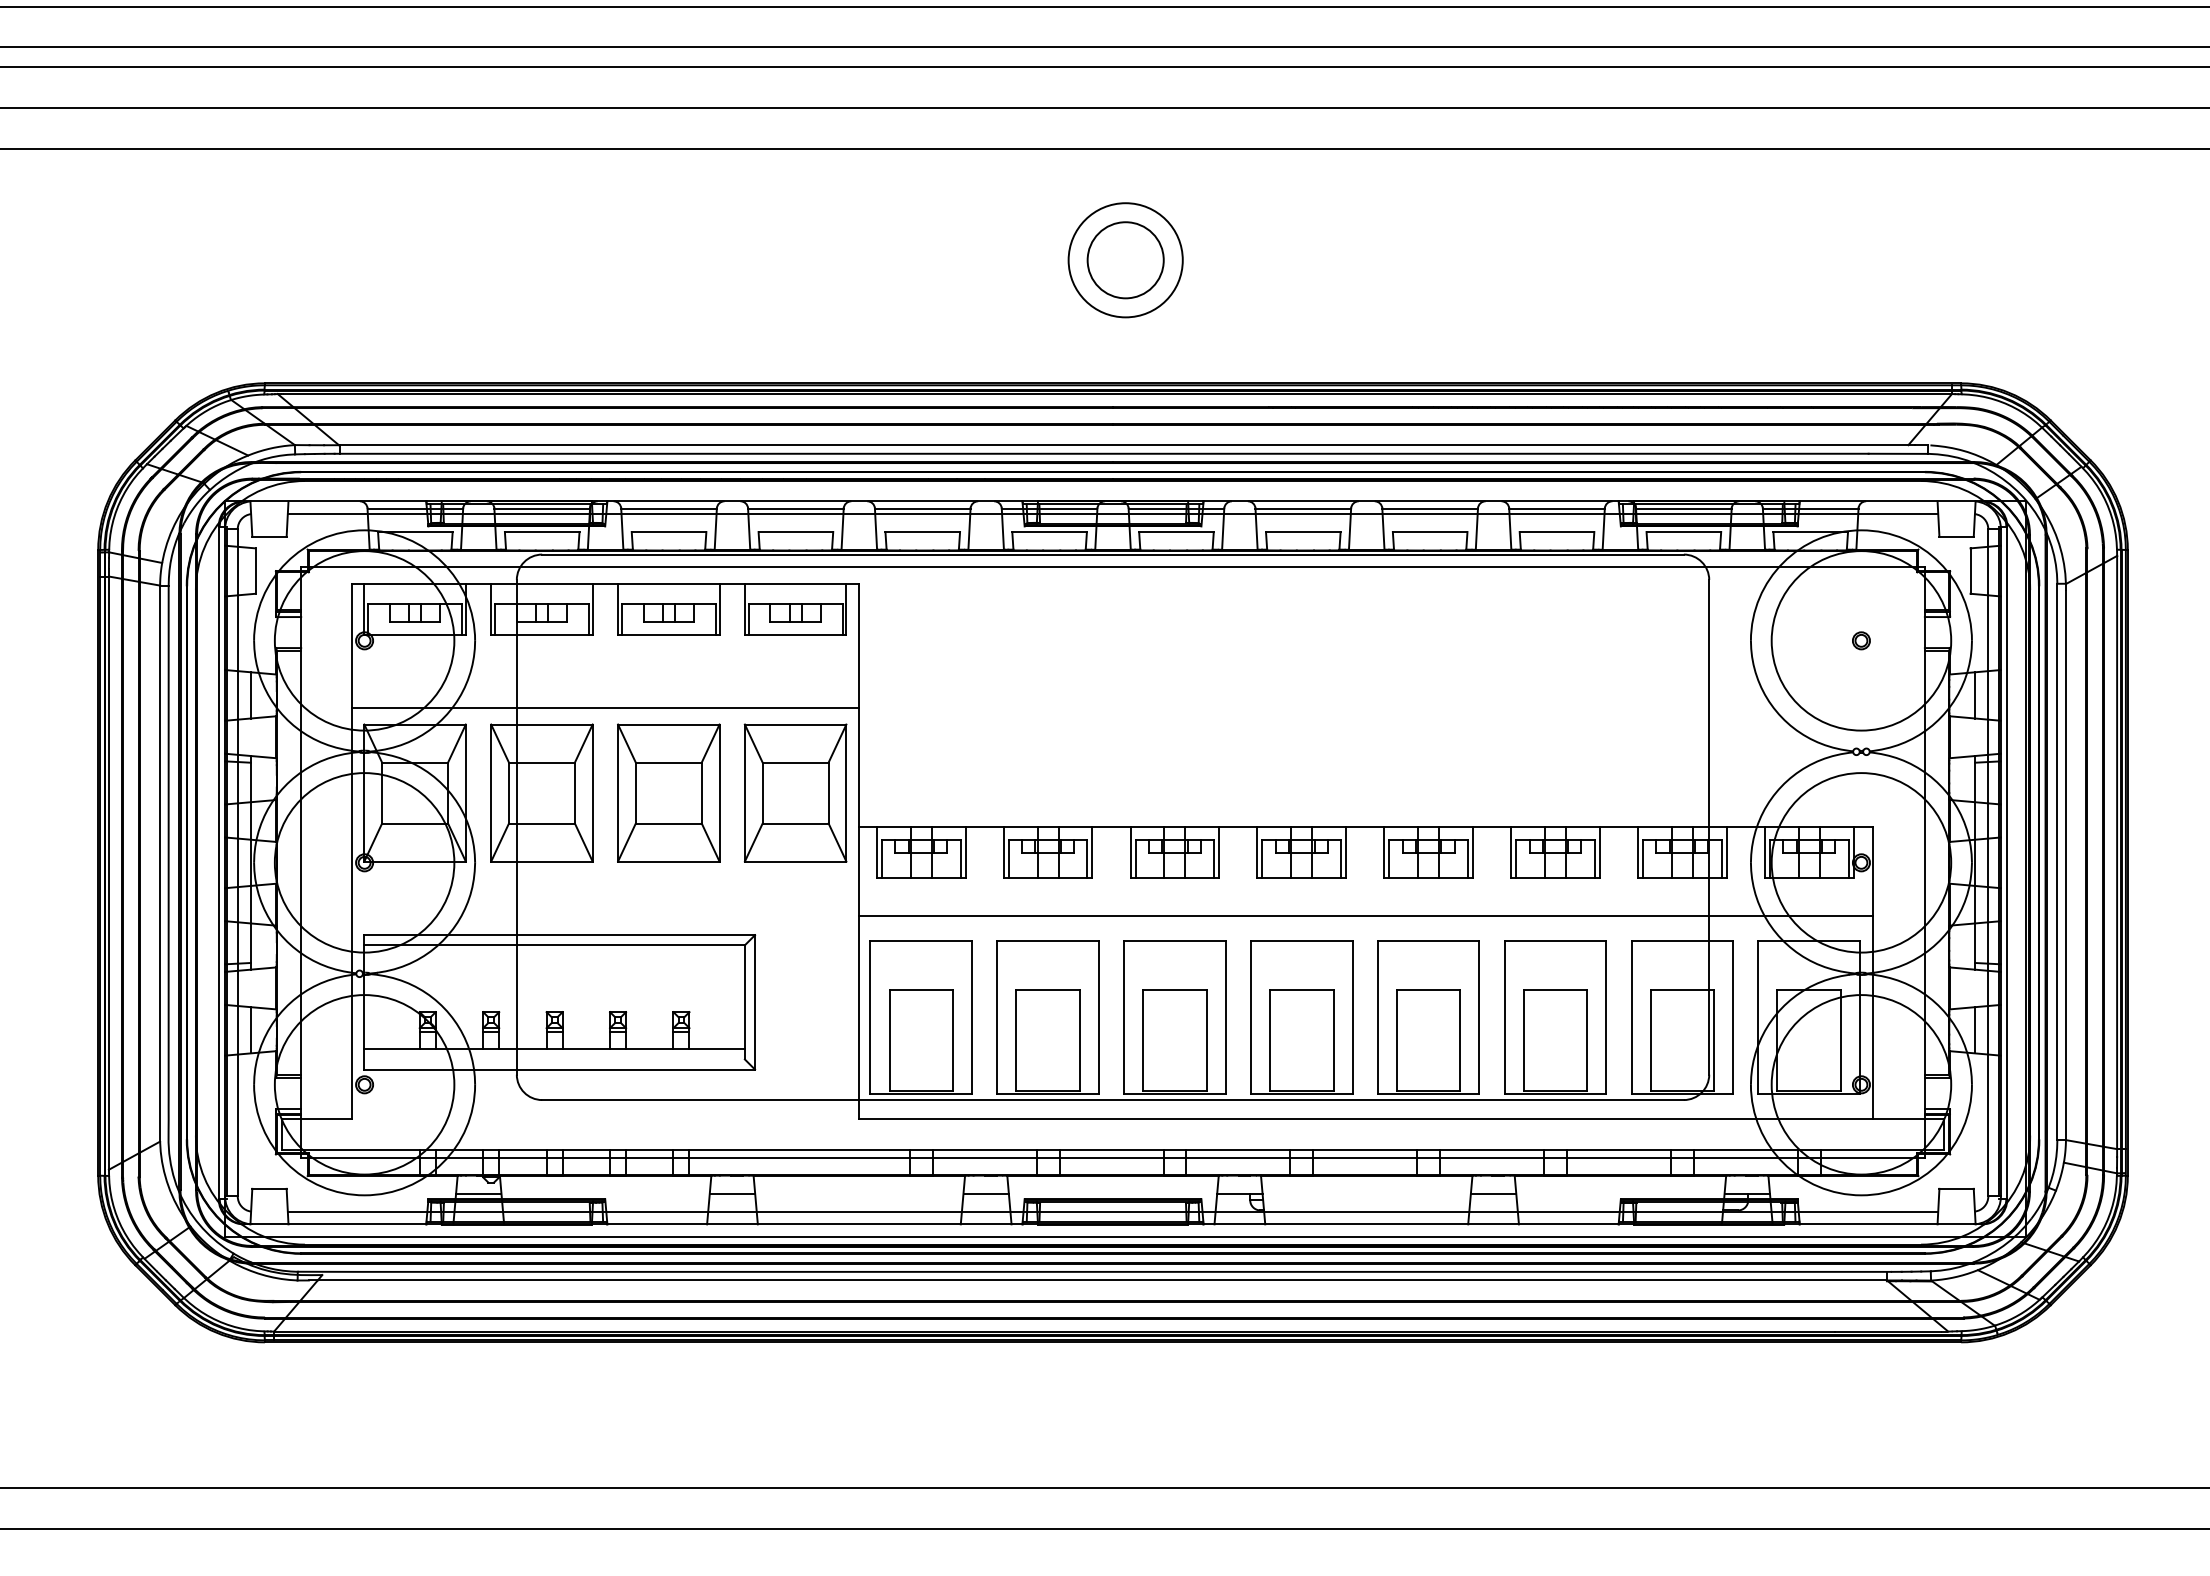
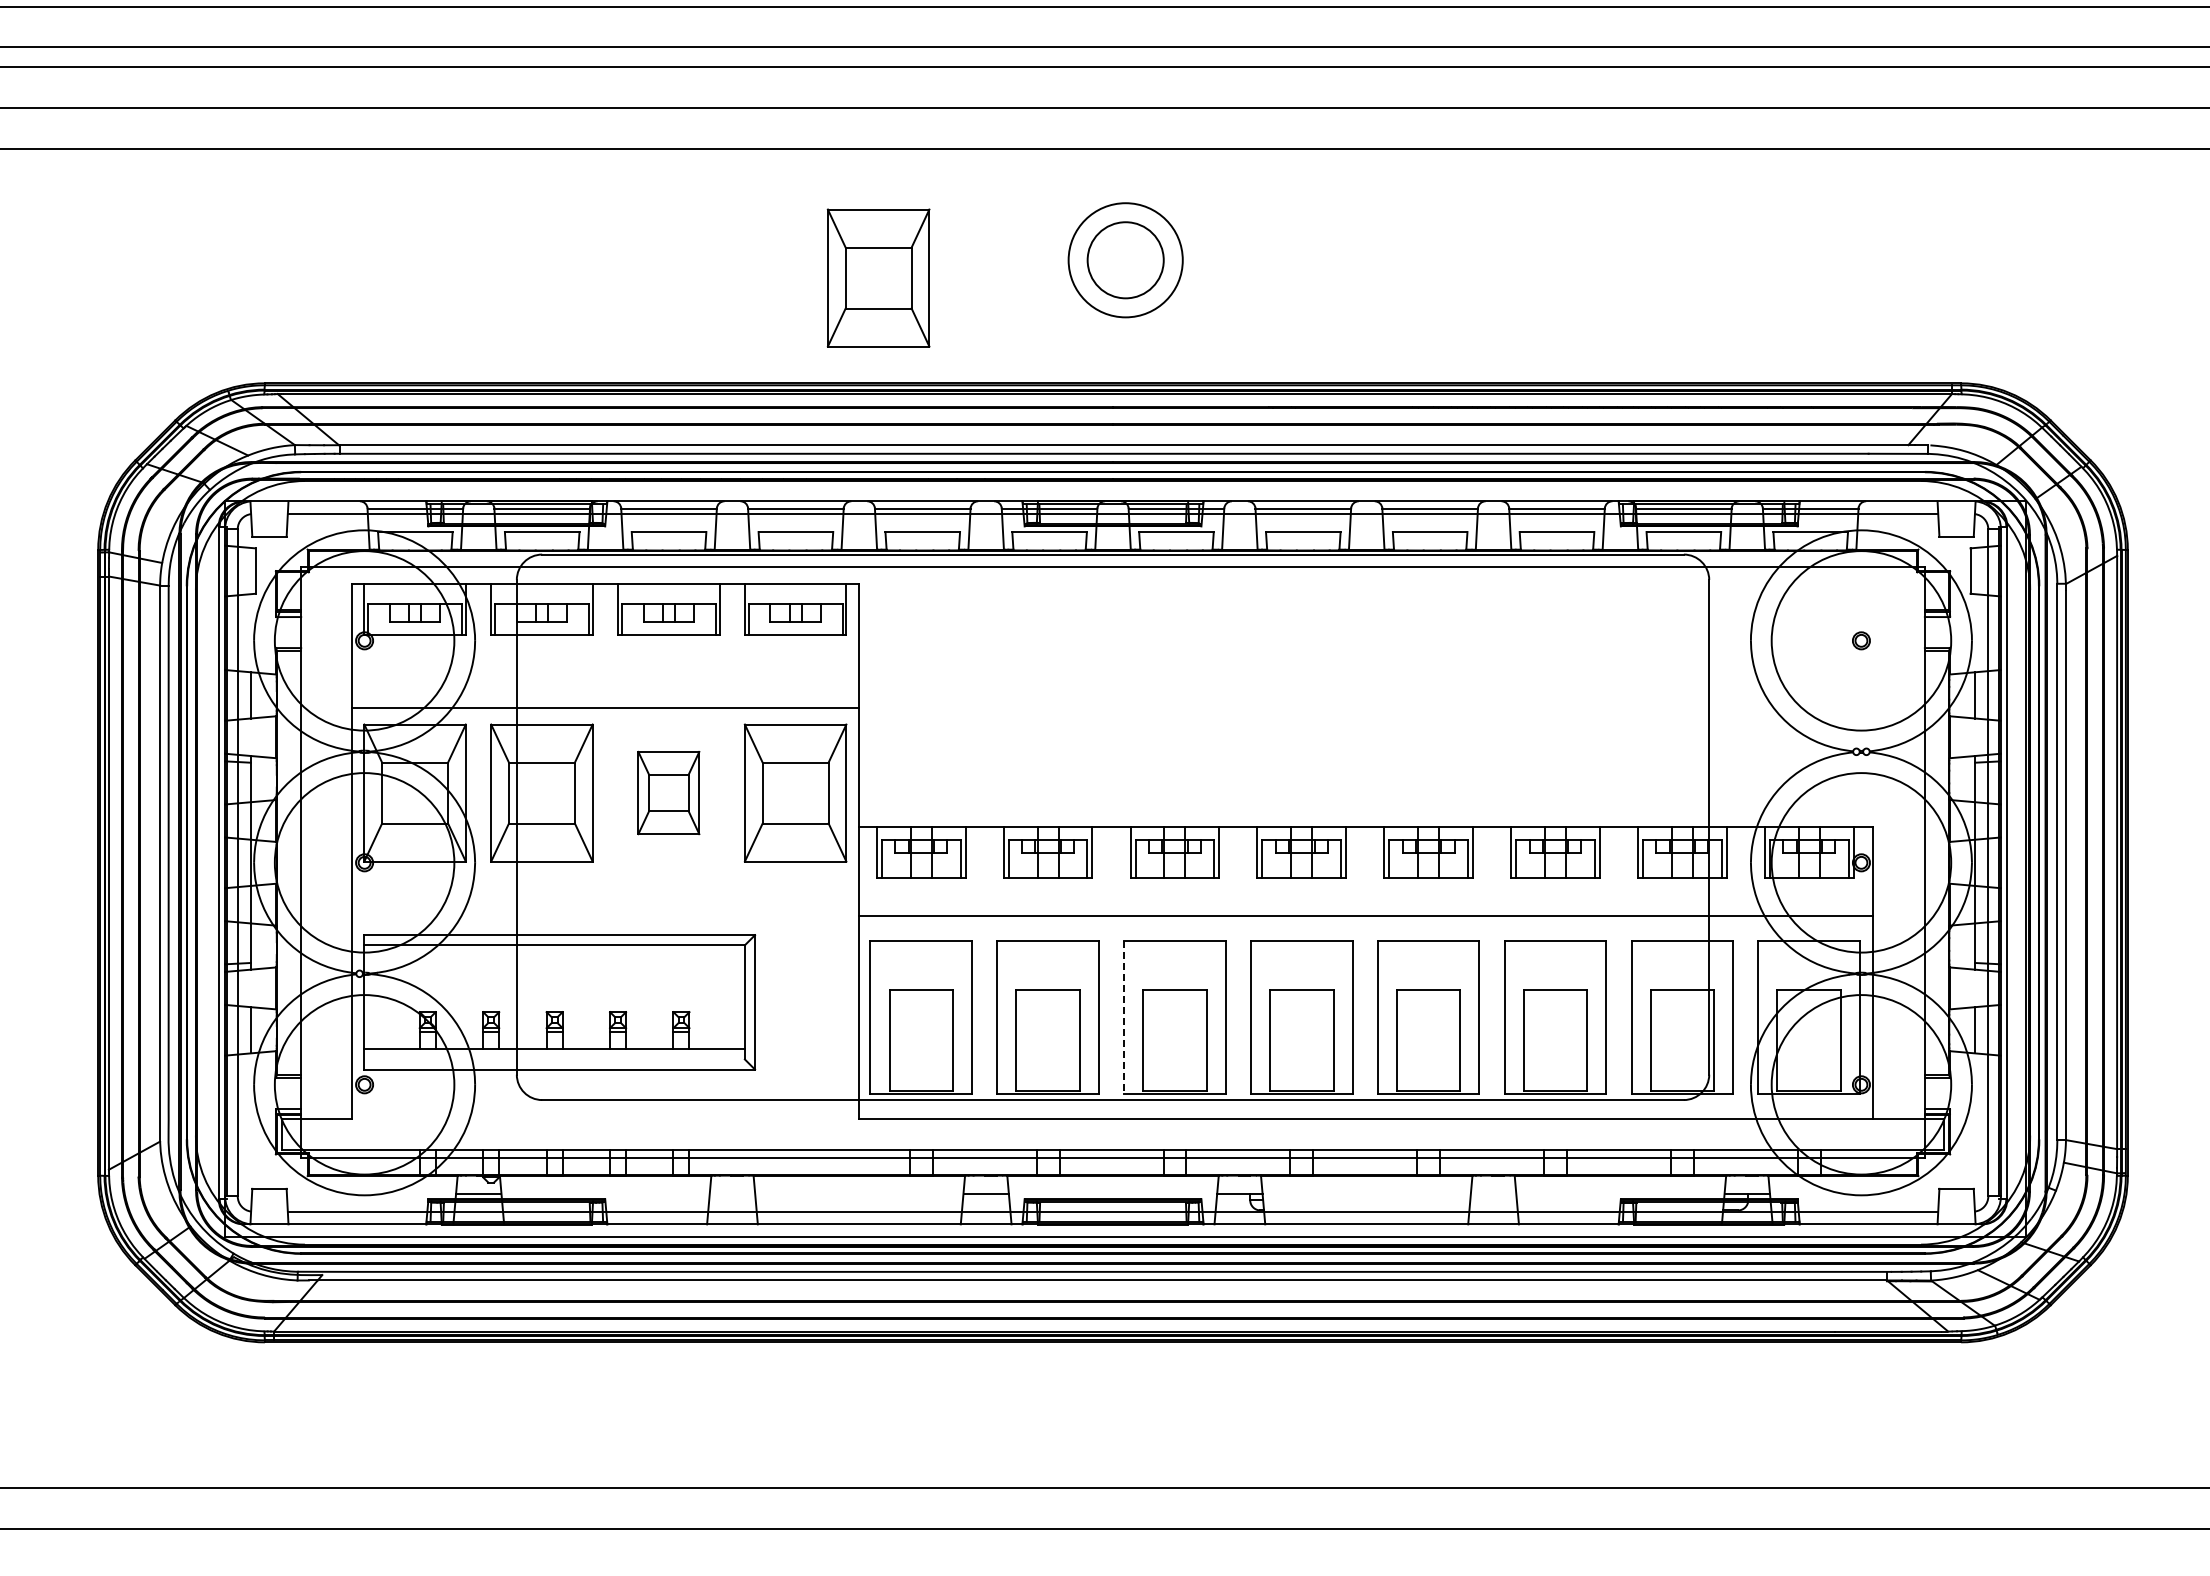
part: none -> present (878, 277)
part size: 104x140 px -> 64x86 px (668, 792)
line: solid -> dashed (1124, 1018)
line: present -> none (732, 1193)
line: present -> none (1493, 1193)
